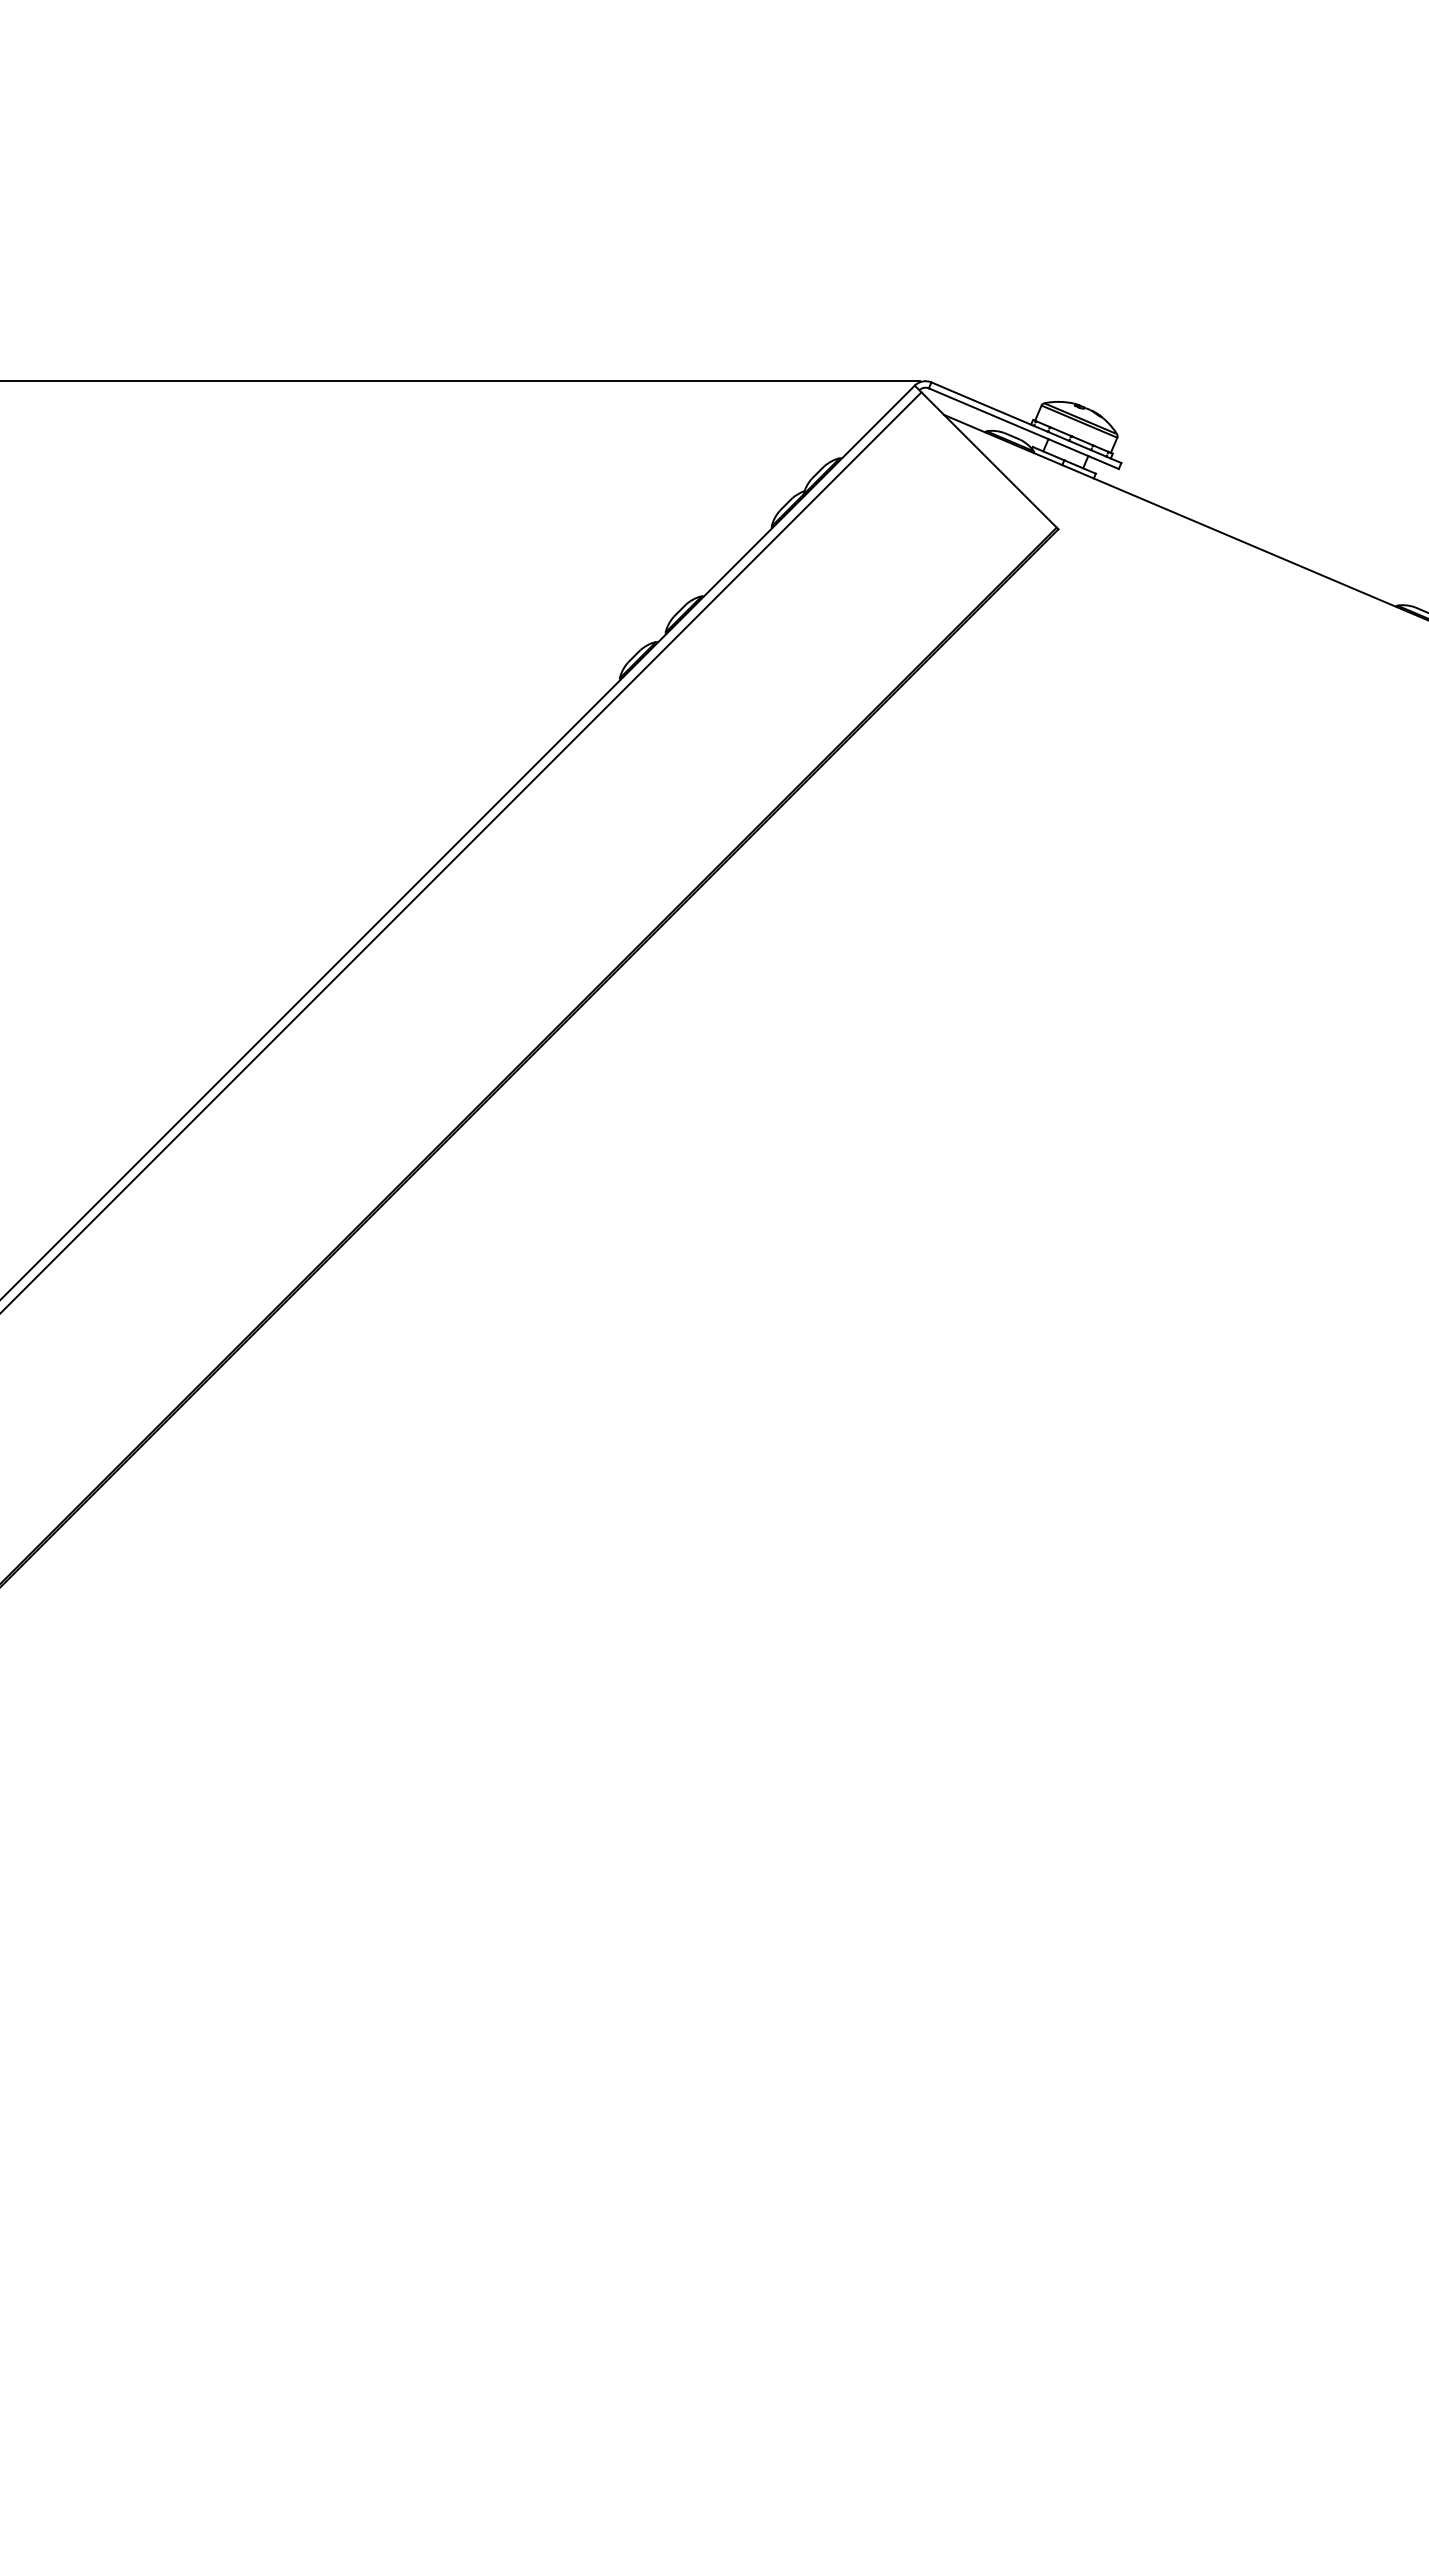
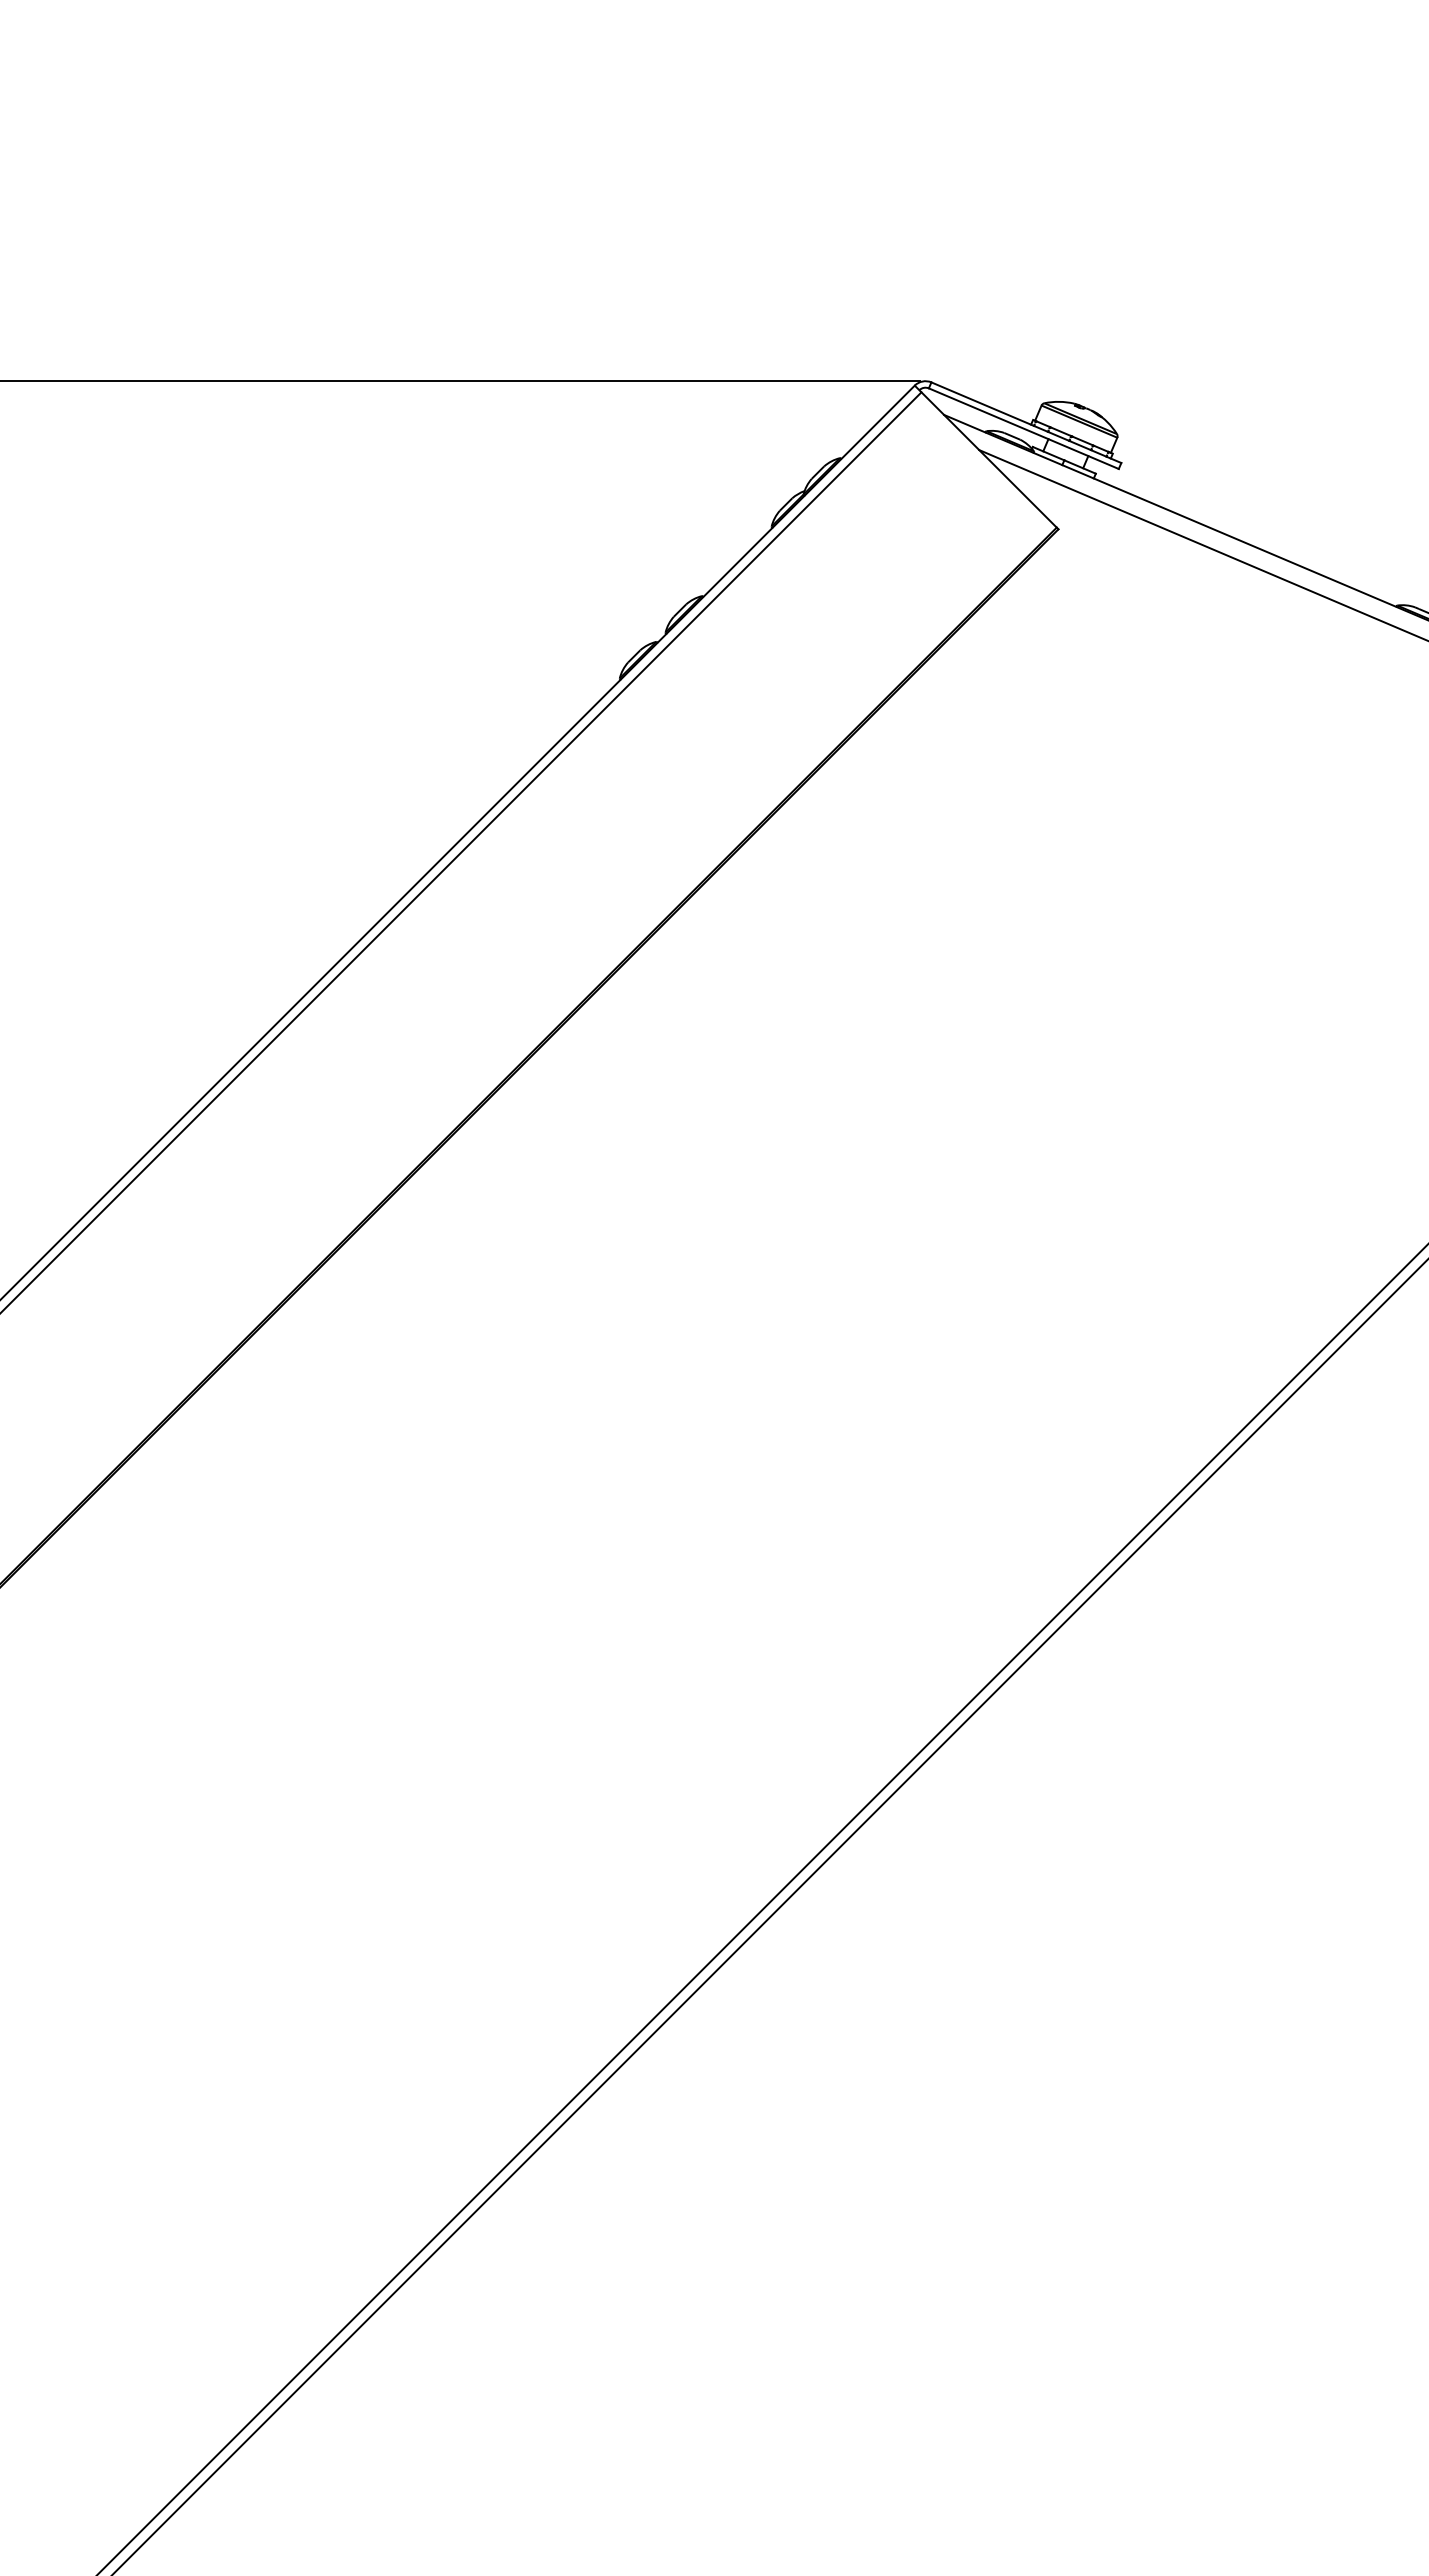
line: none -> present (1202, 544)
line: none -> present (762, 1909)
line: none -> present (770, 1916)
